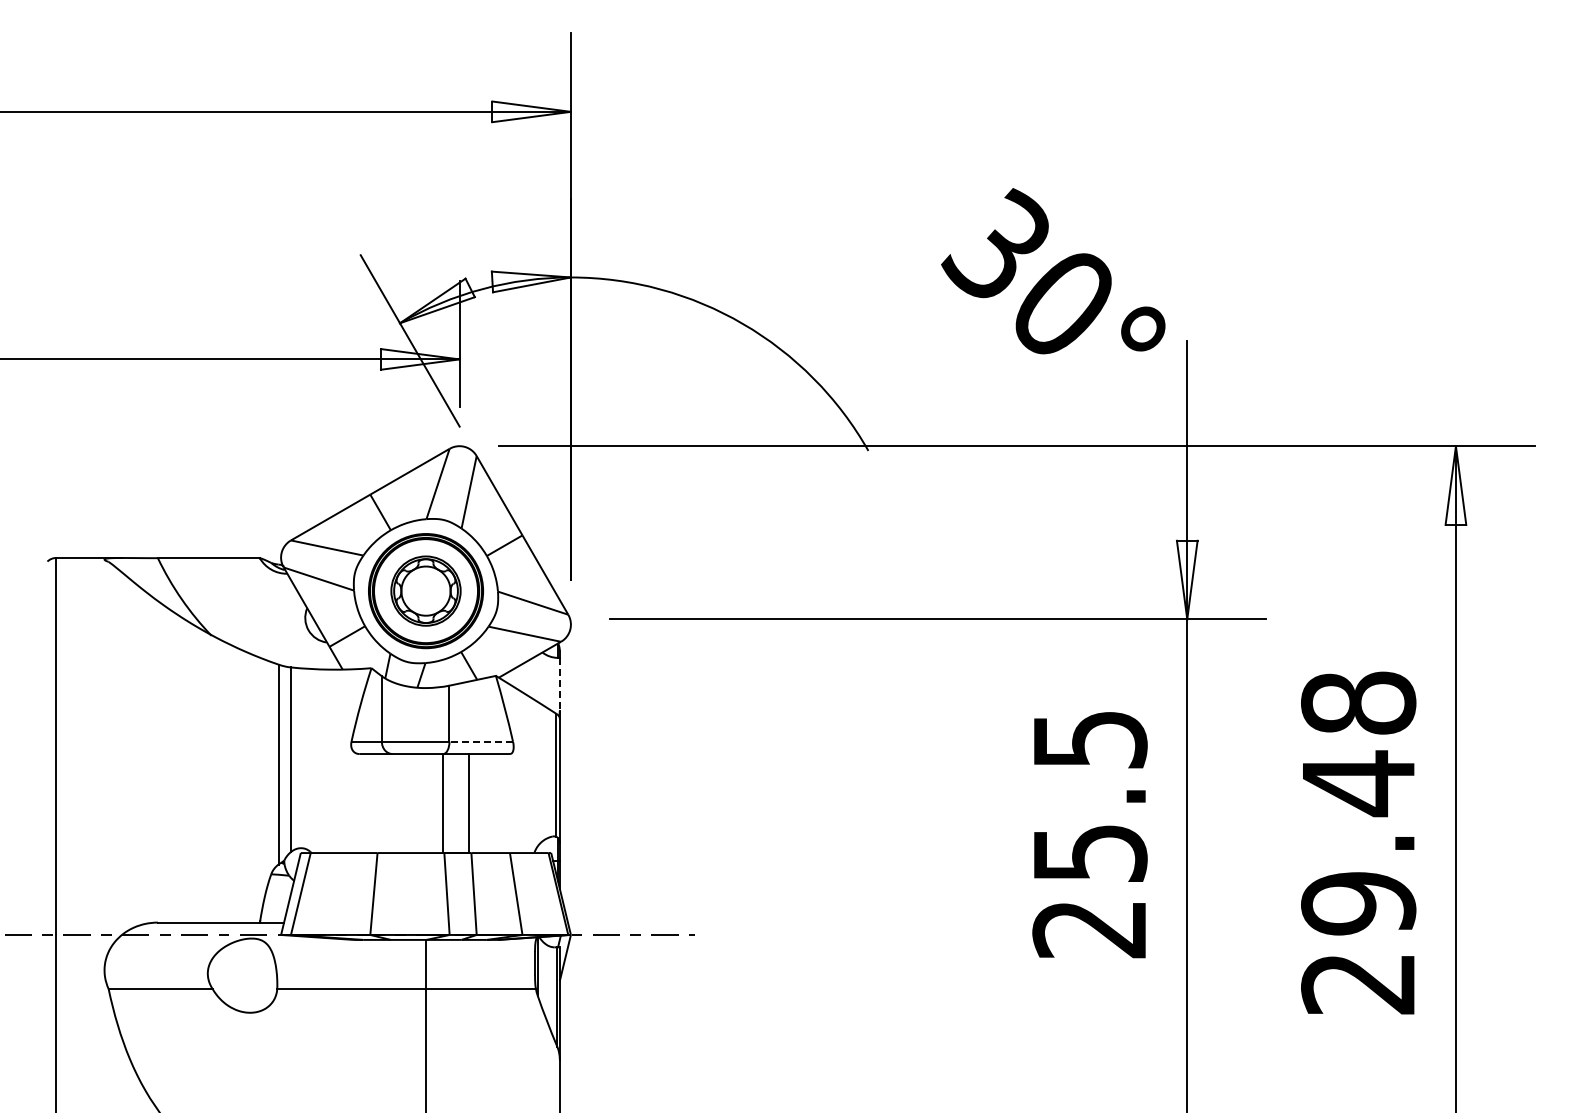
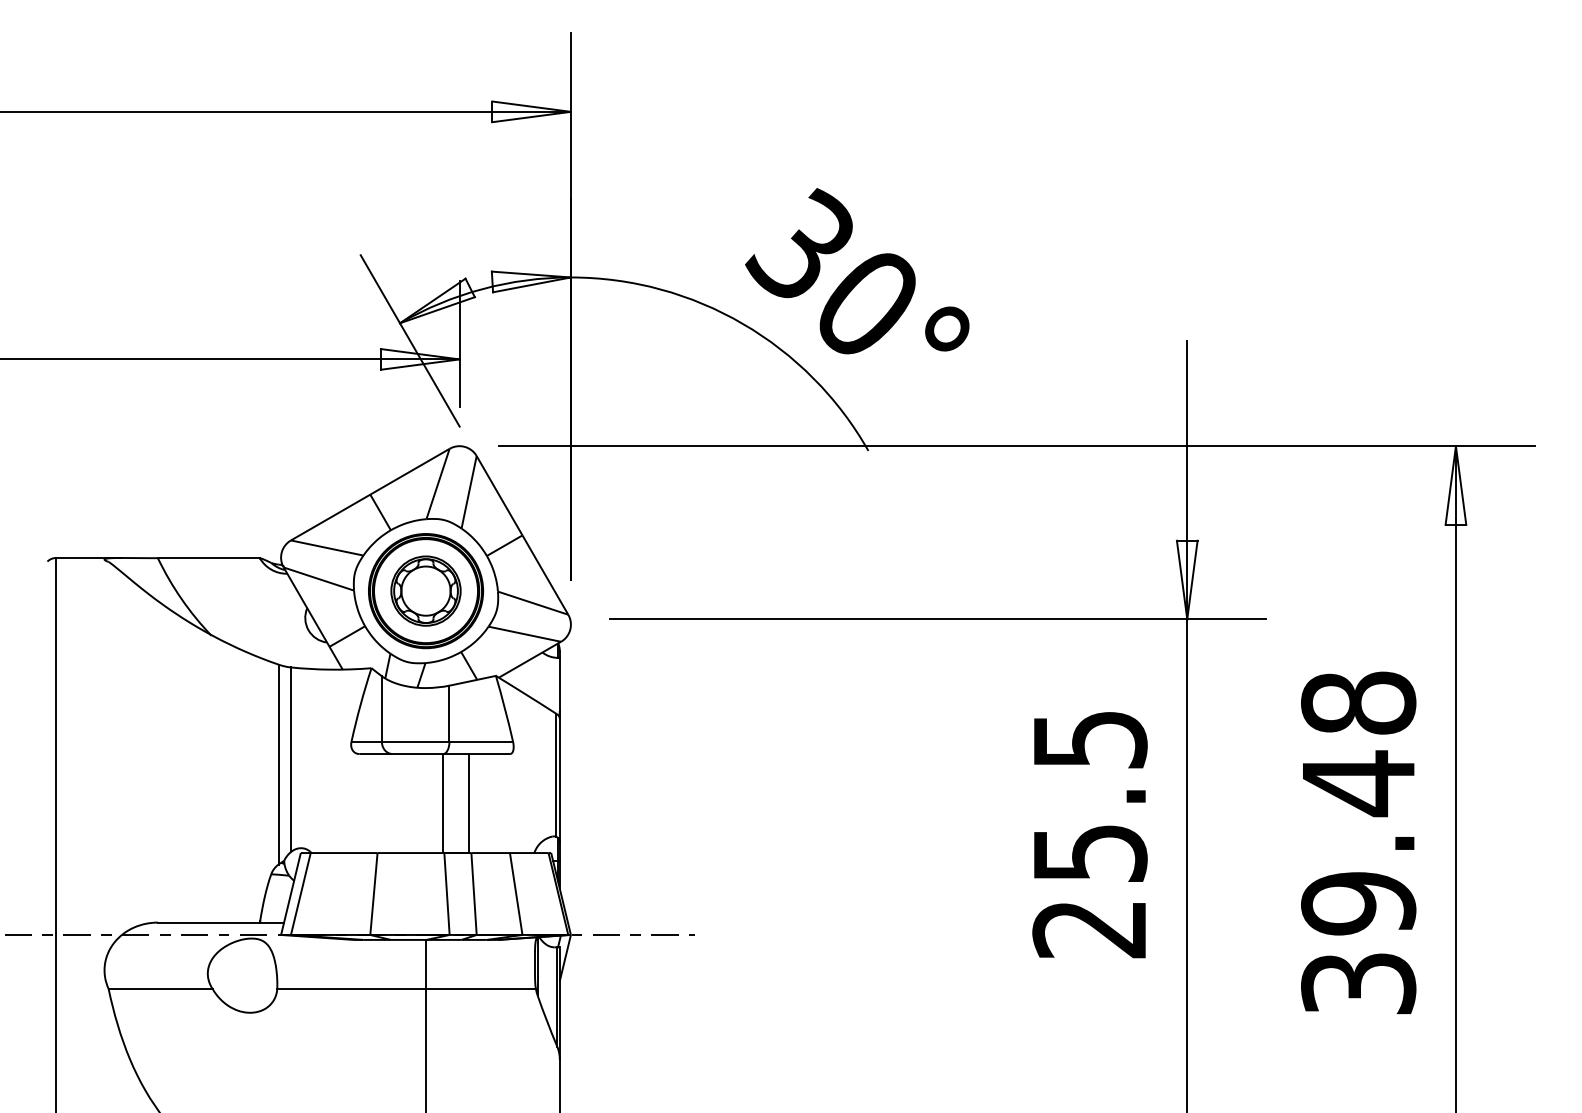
text position: (1053, 271) -> (857, 271) (857, 271)
line: dashed -> solid (559, 684)
line: dashed -> solid (481, 741)
text: 29.48 -> 39.48 (1358, 983)
